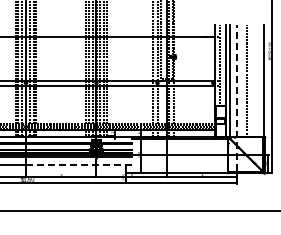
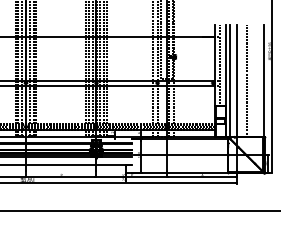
line: dashed -> solid (237, 98)
line: dashed -> solid (78, 164)
